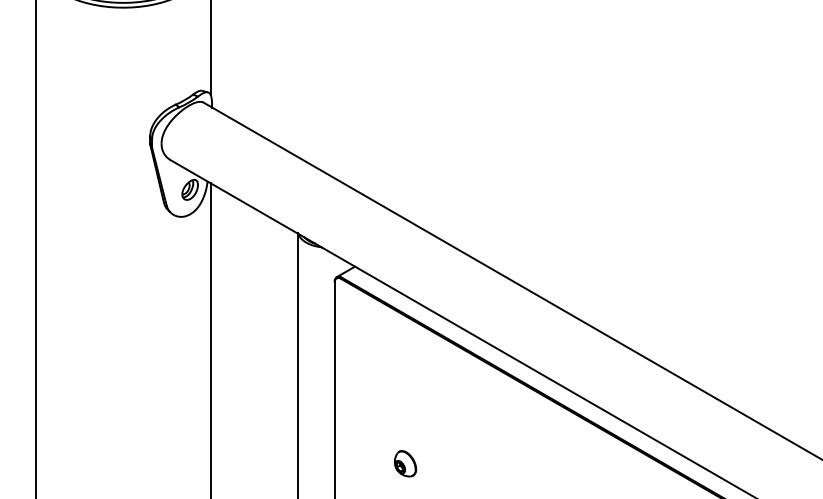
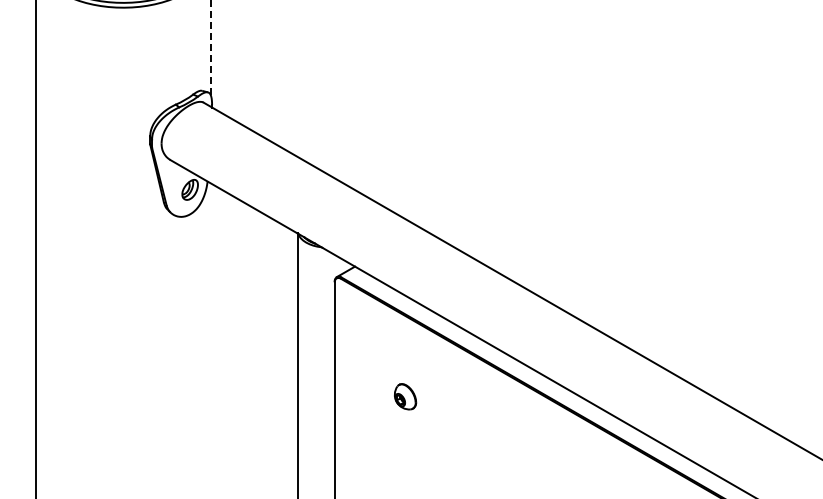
line: solid -> dashed (210, 47)
line: present -> none (210, 339)
part position: (405, 463) -> (405, 396) (405, 396)
